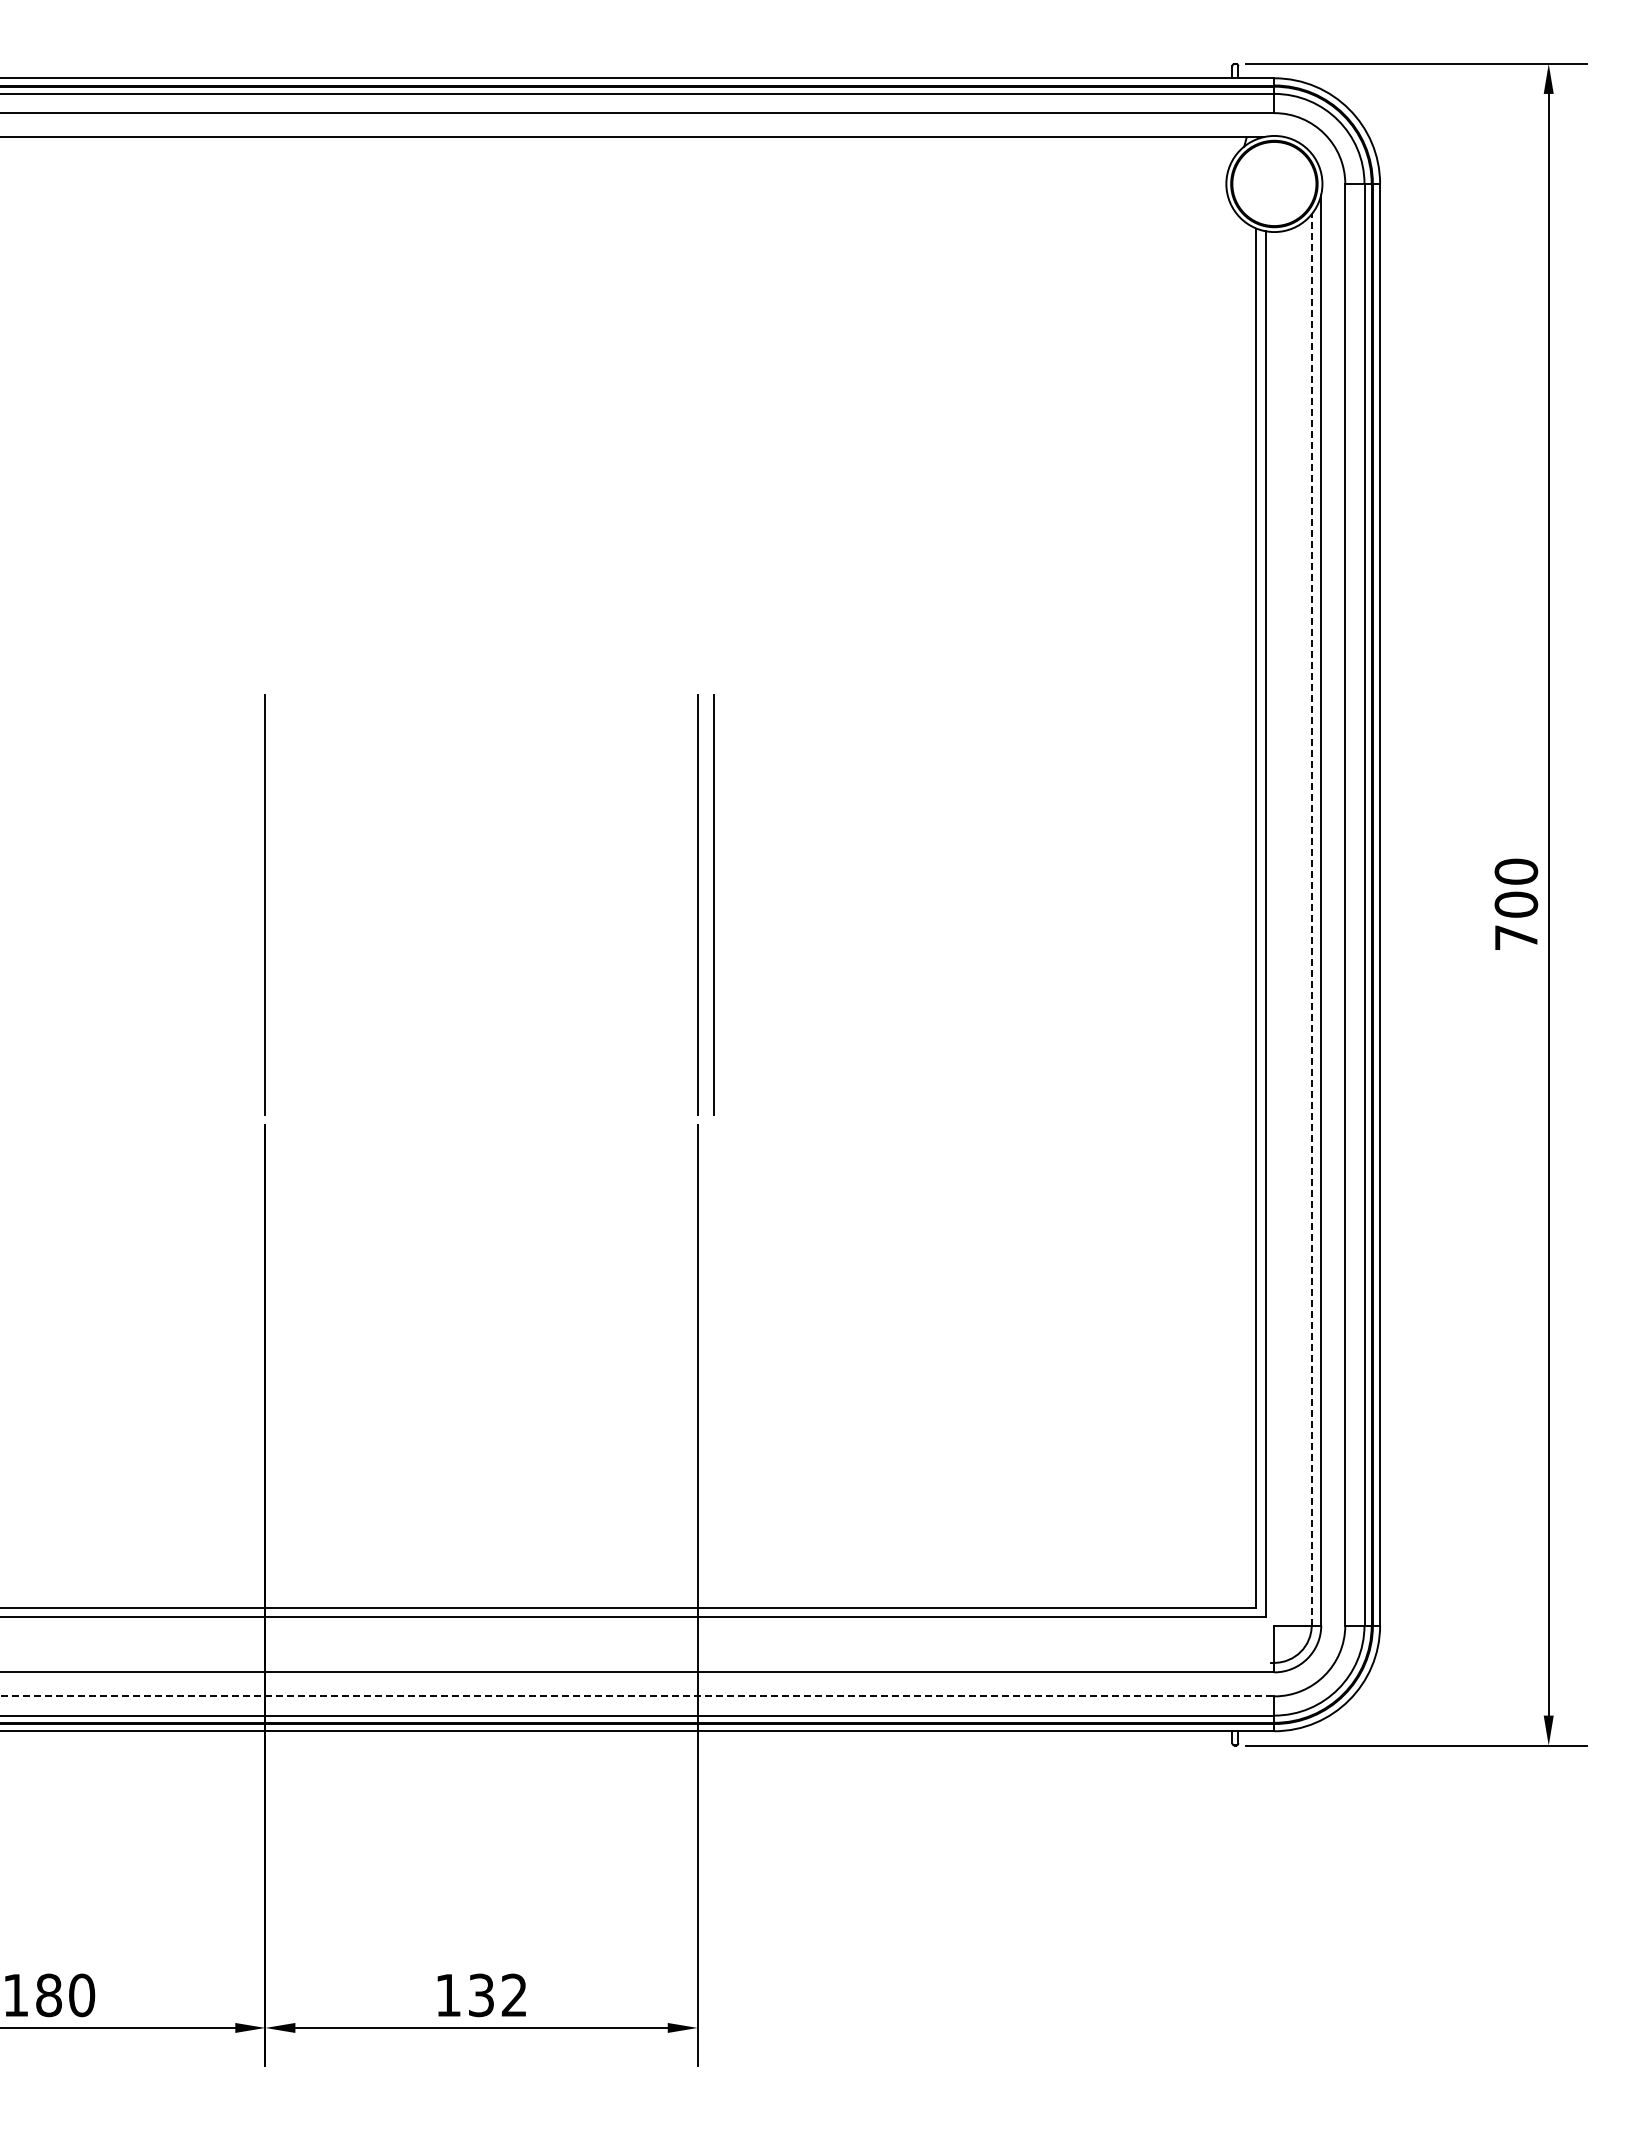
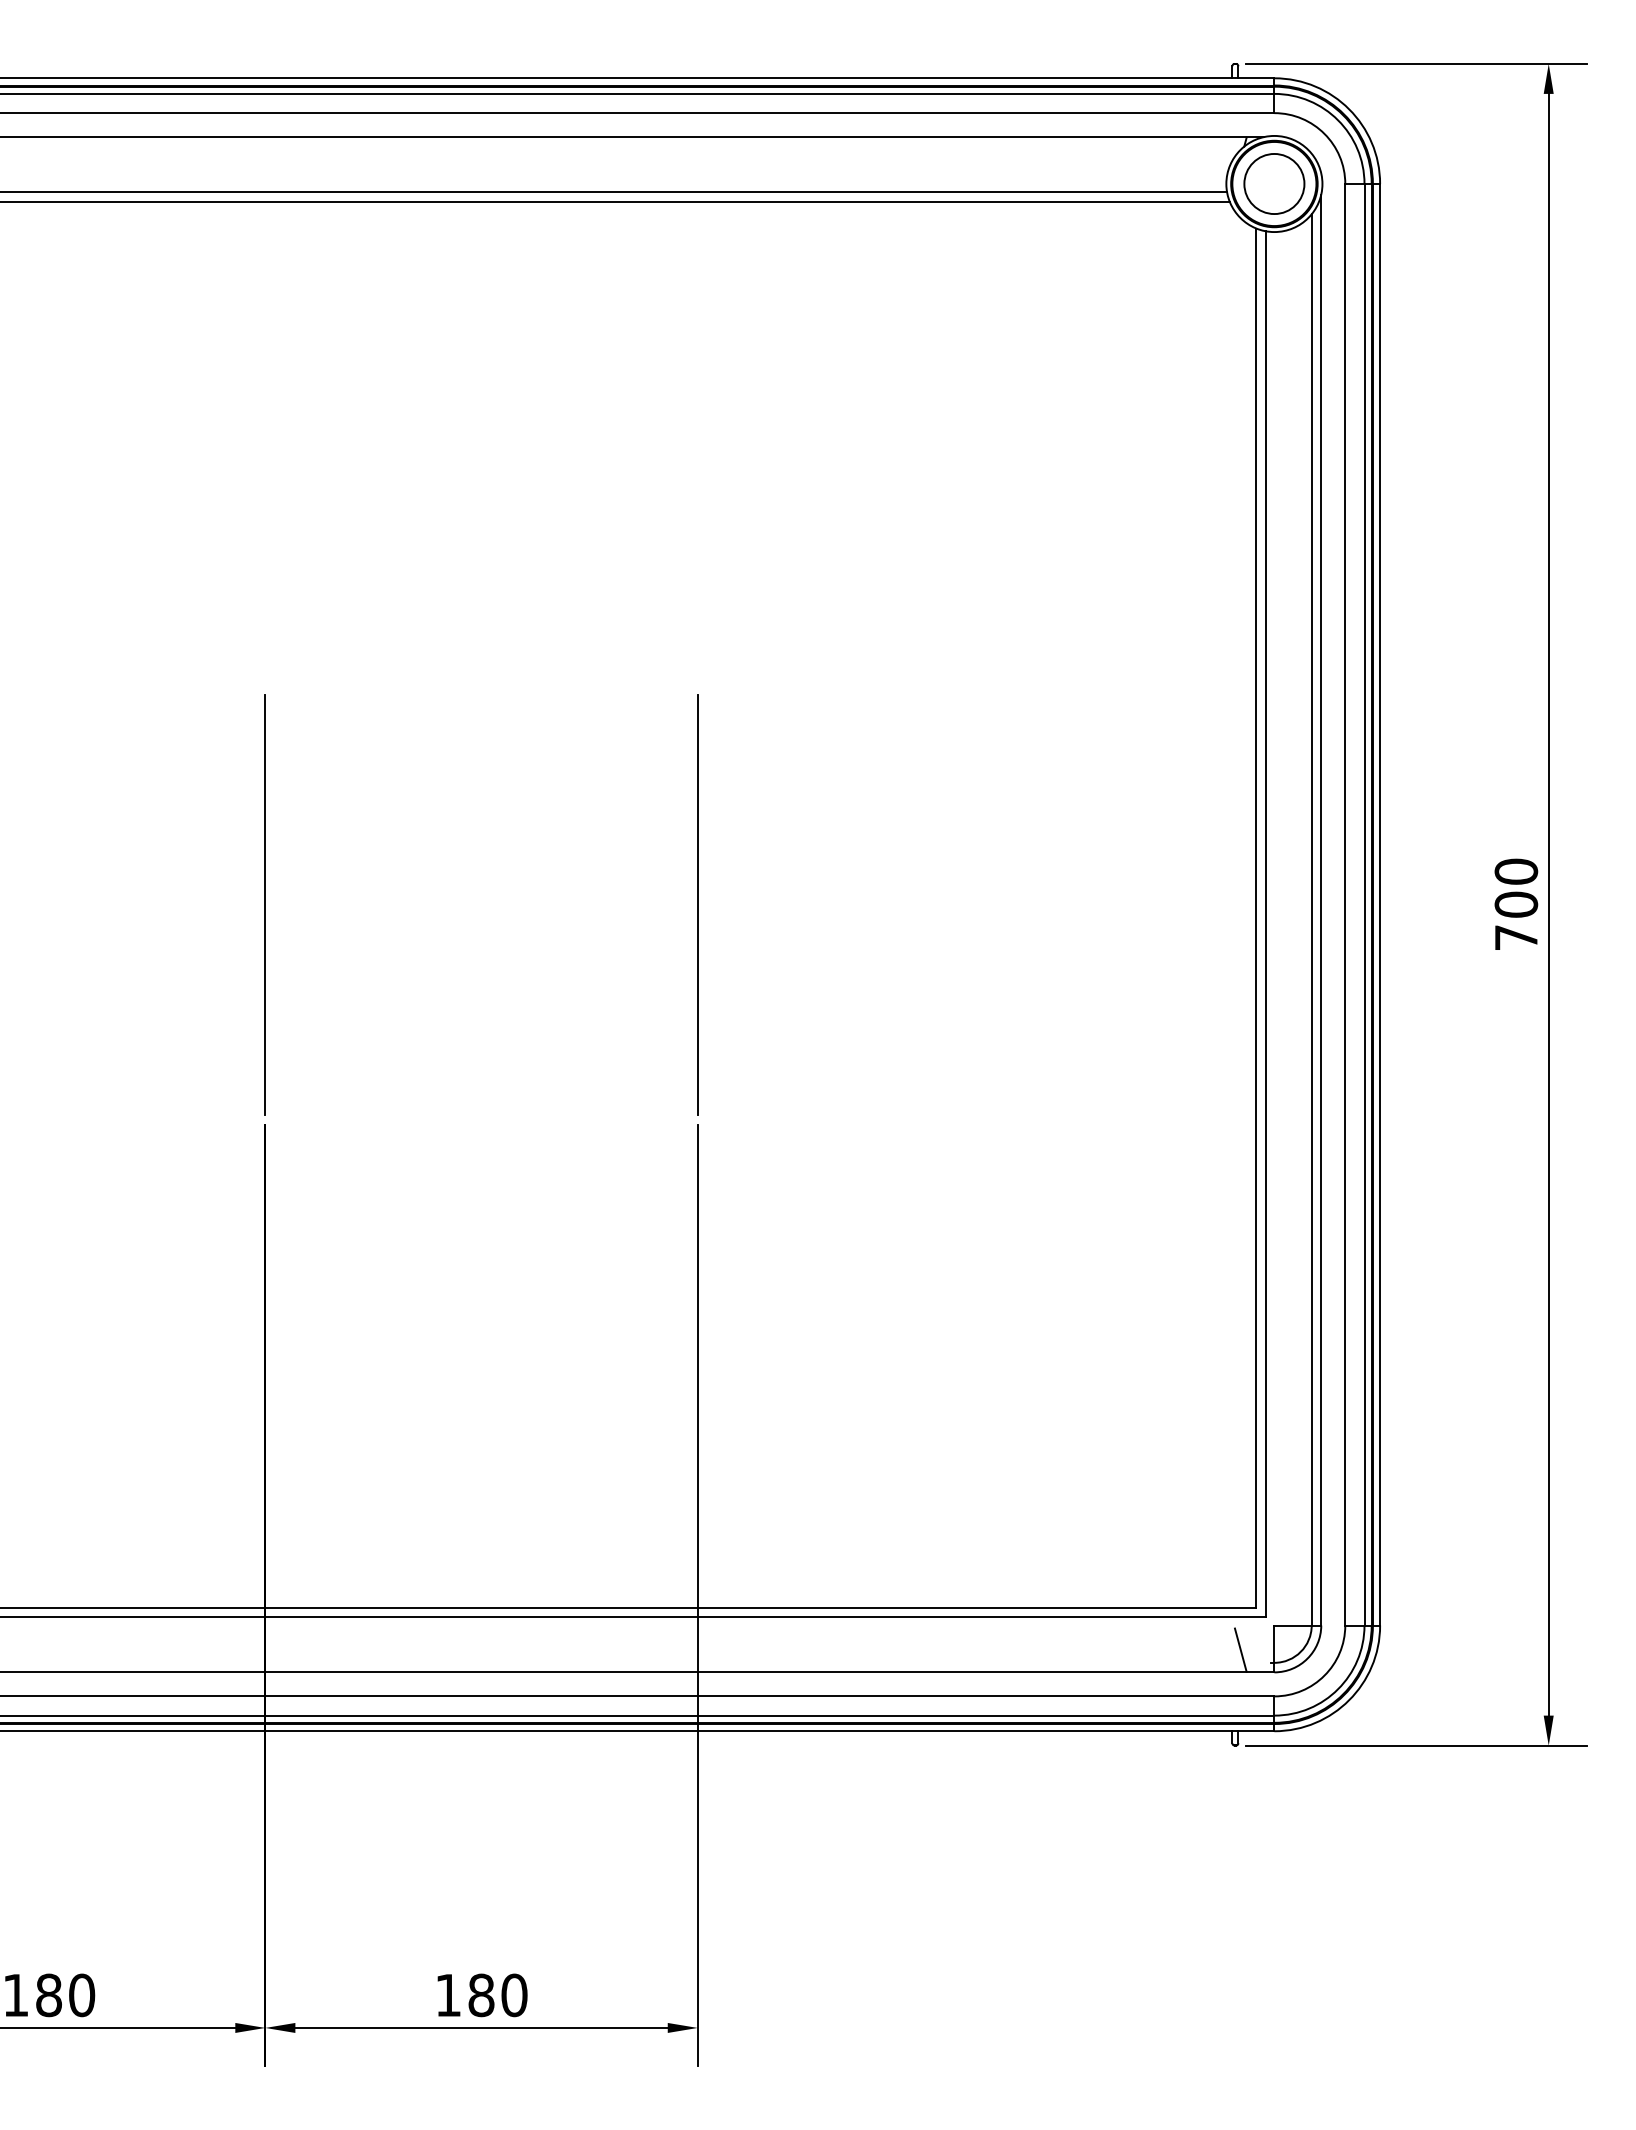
circle: none -> present (1274, 183)
line: none -> present (614, 192)
line: none -> present (615, 202)
line: present -> none (713, 904)
line: dashed -> solid (1311, 919)
line: none -> present (1240, 1649)
line: dashed -> solid (637, 1696)
text: 132 -> 180 (497, 1995)
